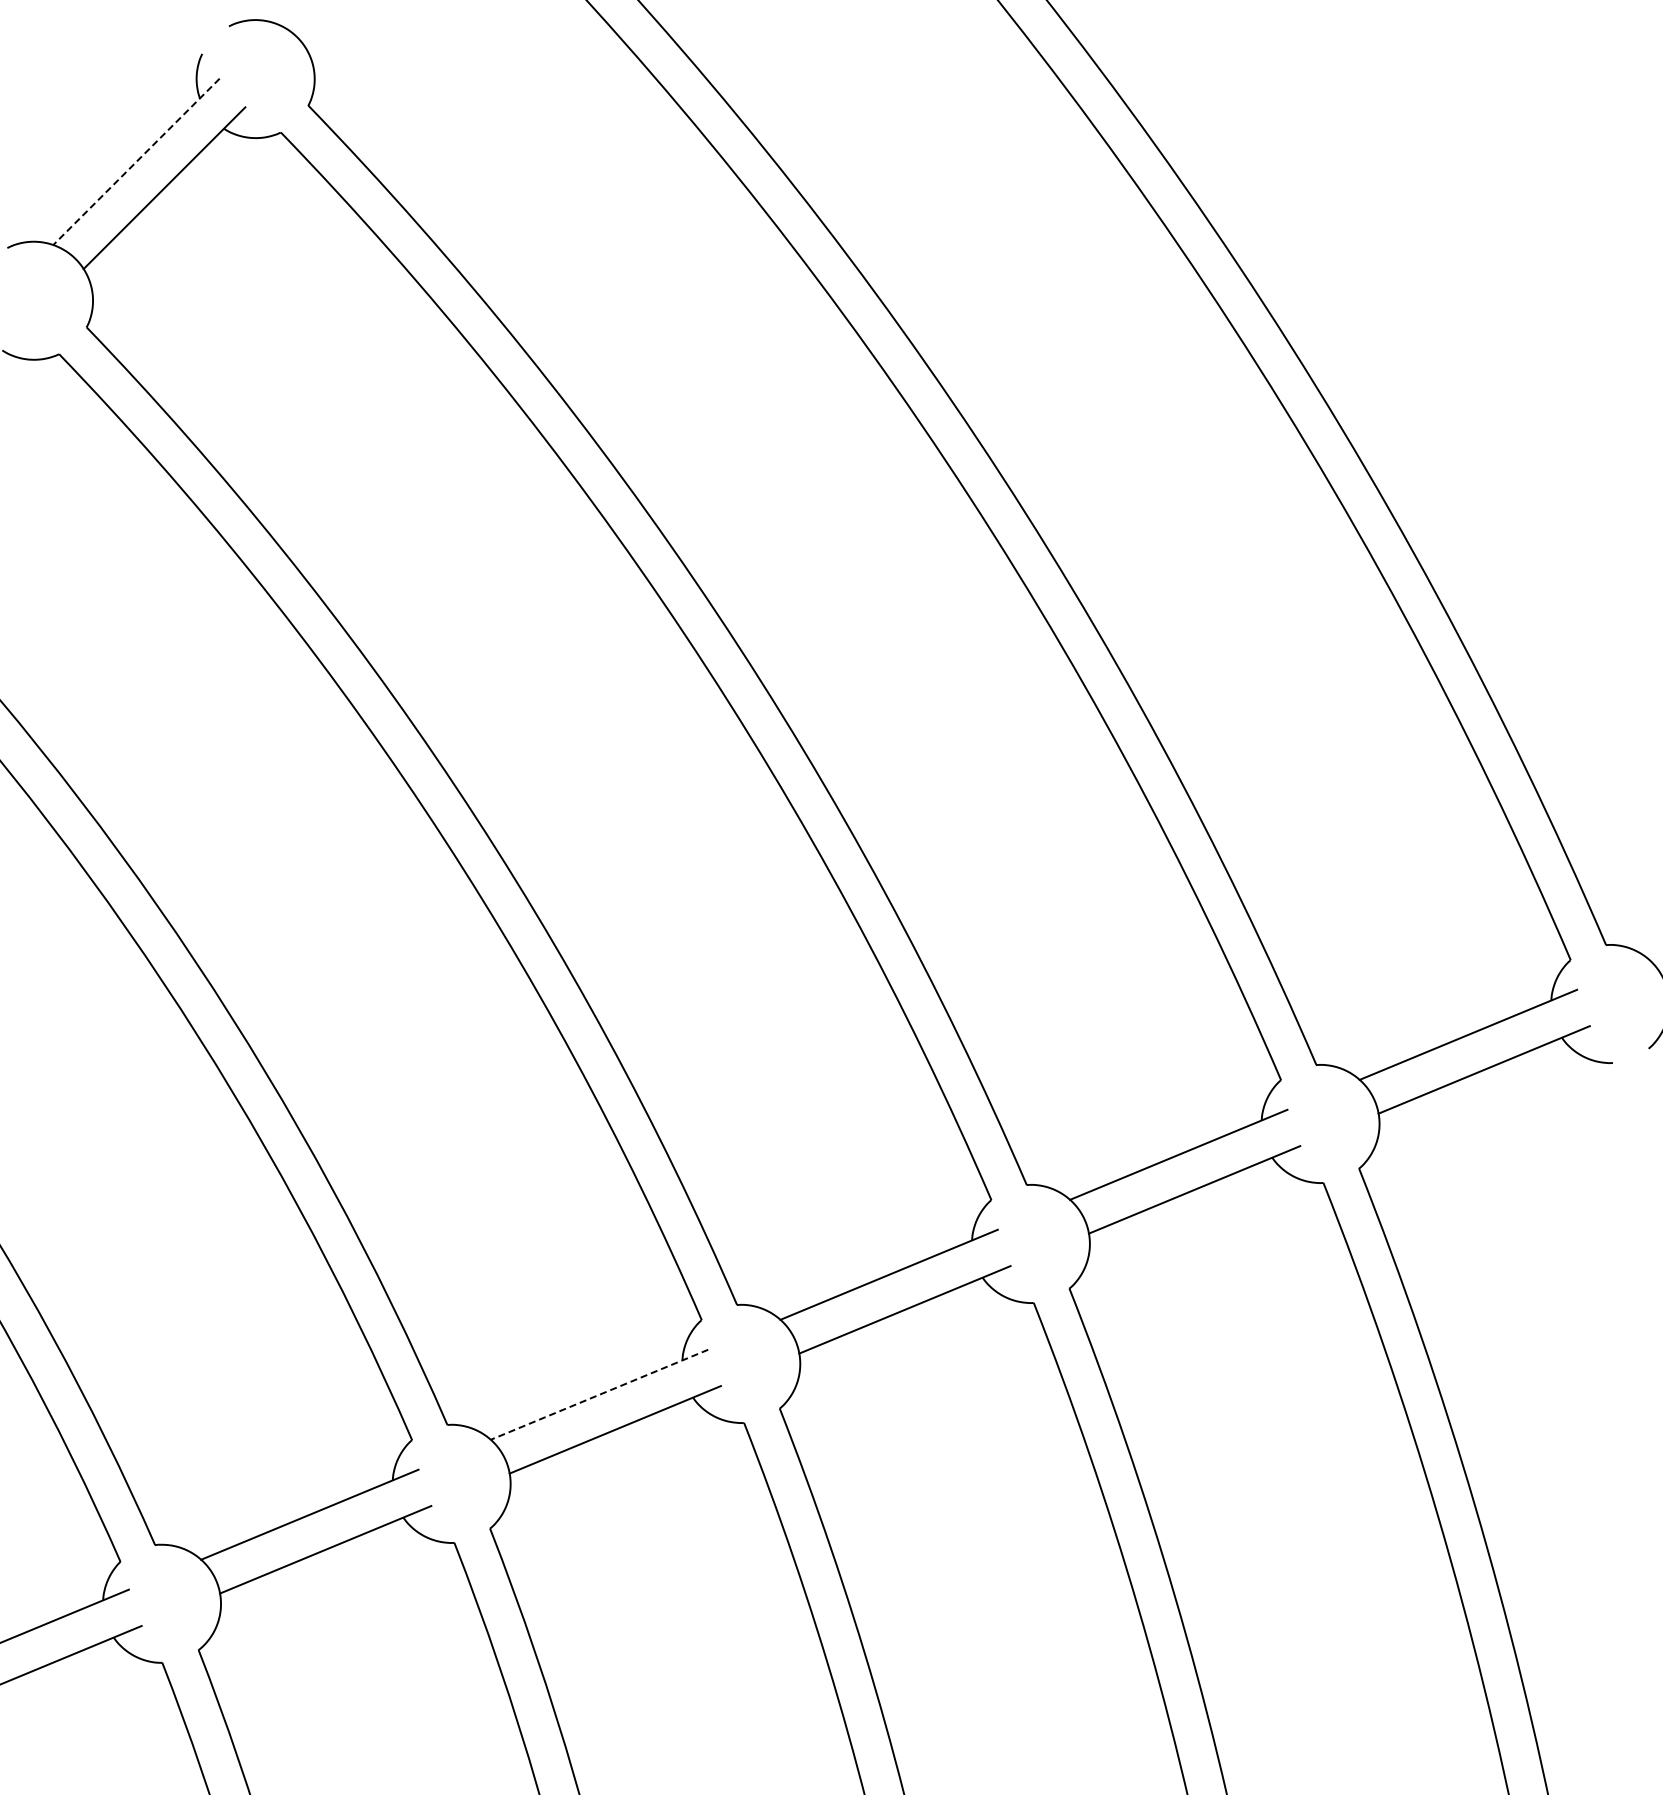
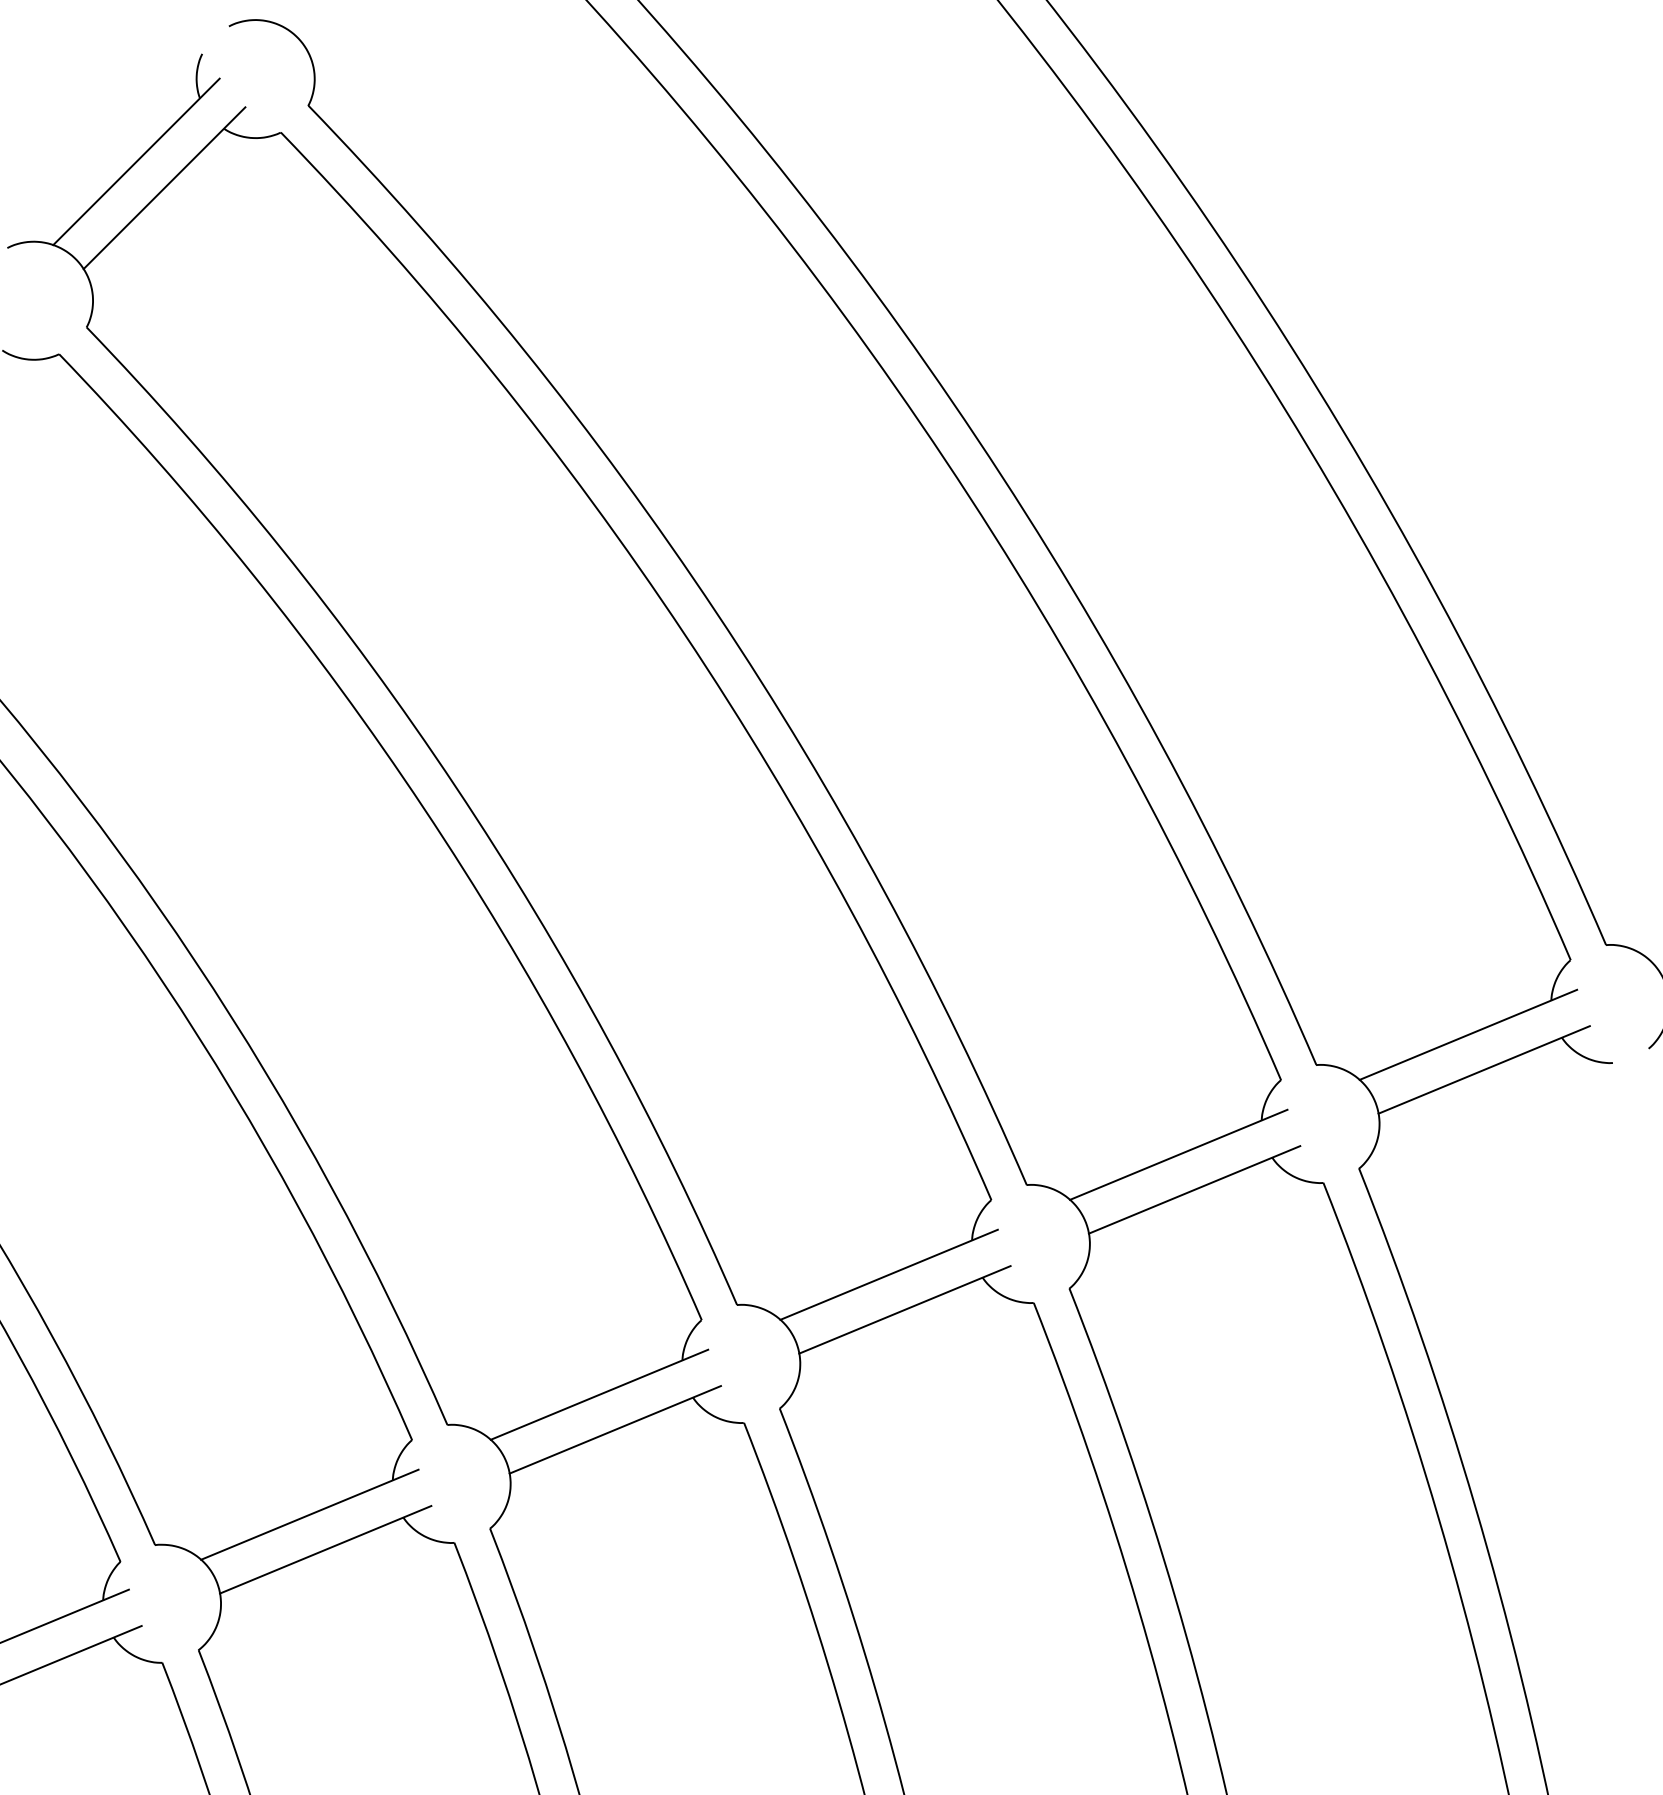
line: dashed -> solid (136, 161)
line: dashed -> solid (599, 1394)
